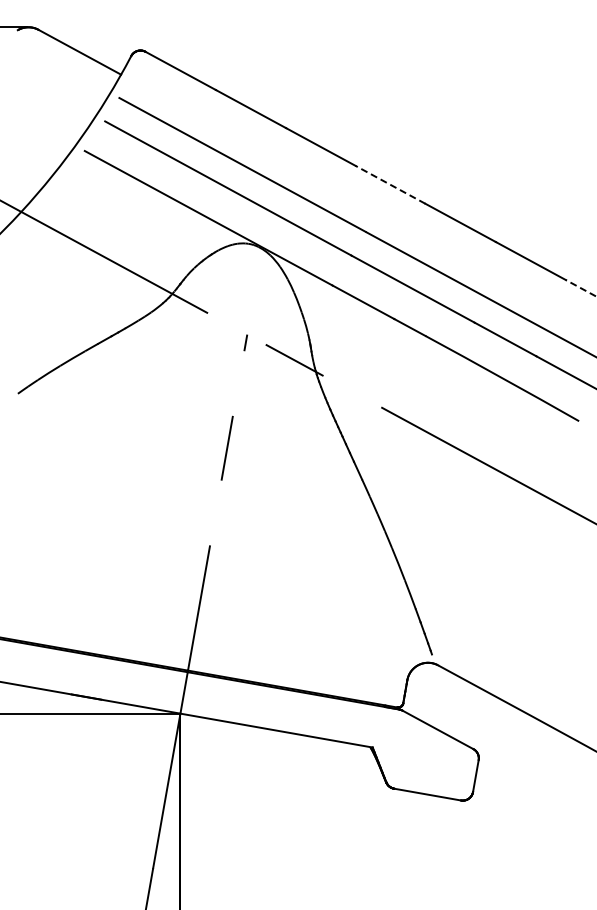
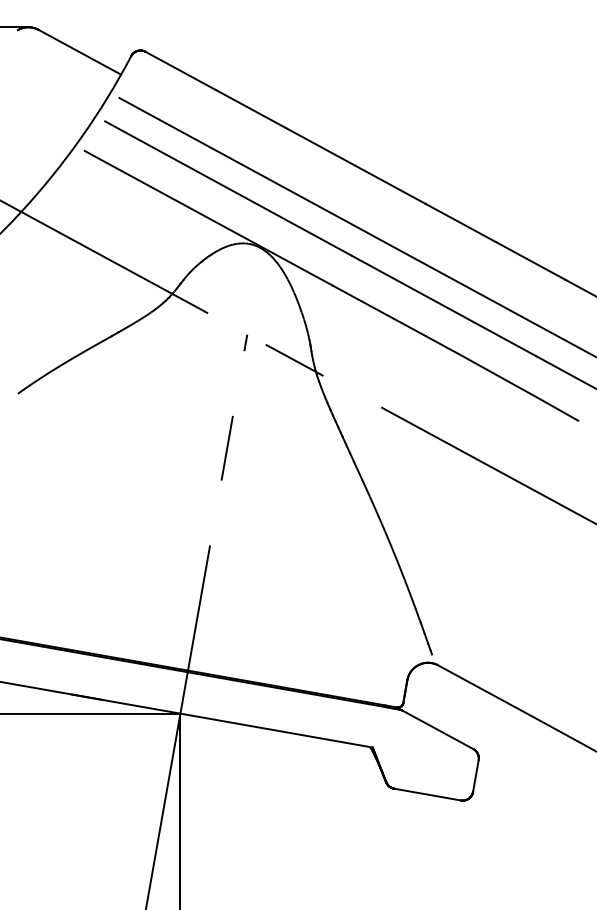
line: dashed -> solid (390, 184)
line: dashed -> solid (580, 288)
